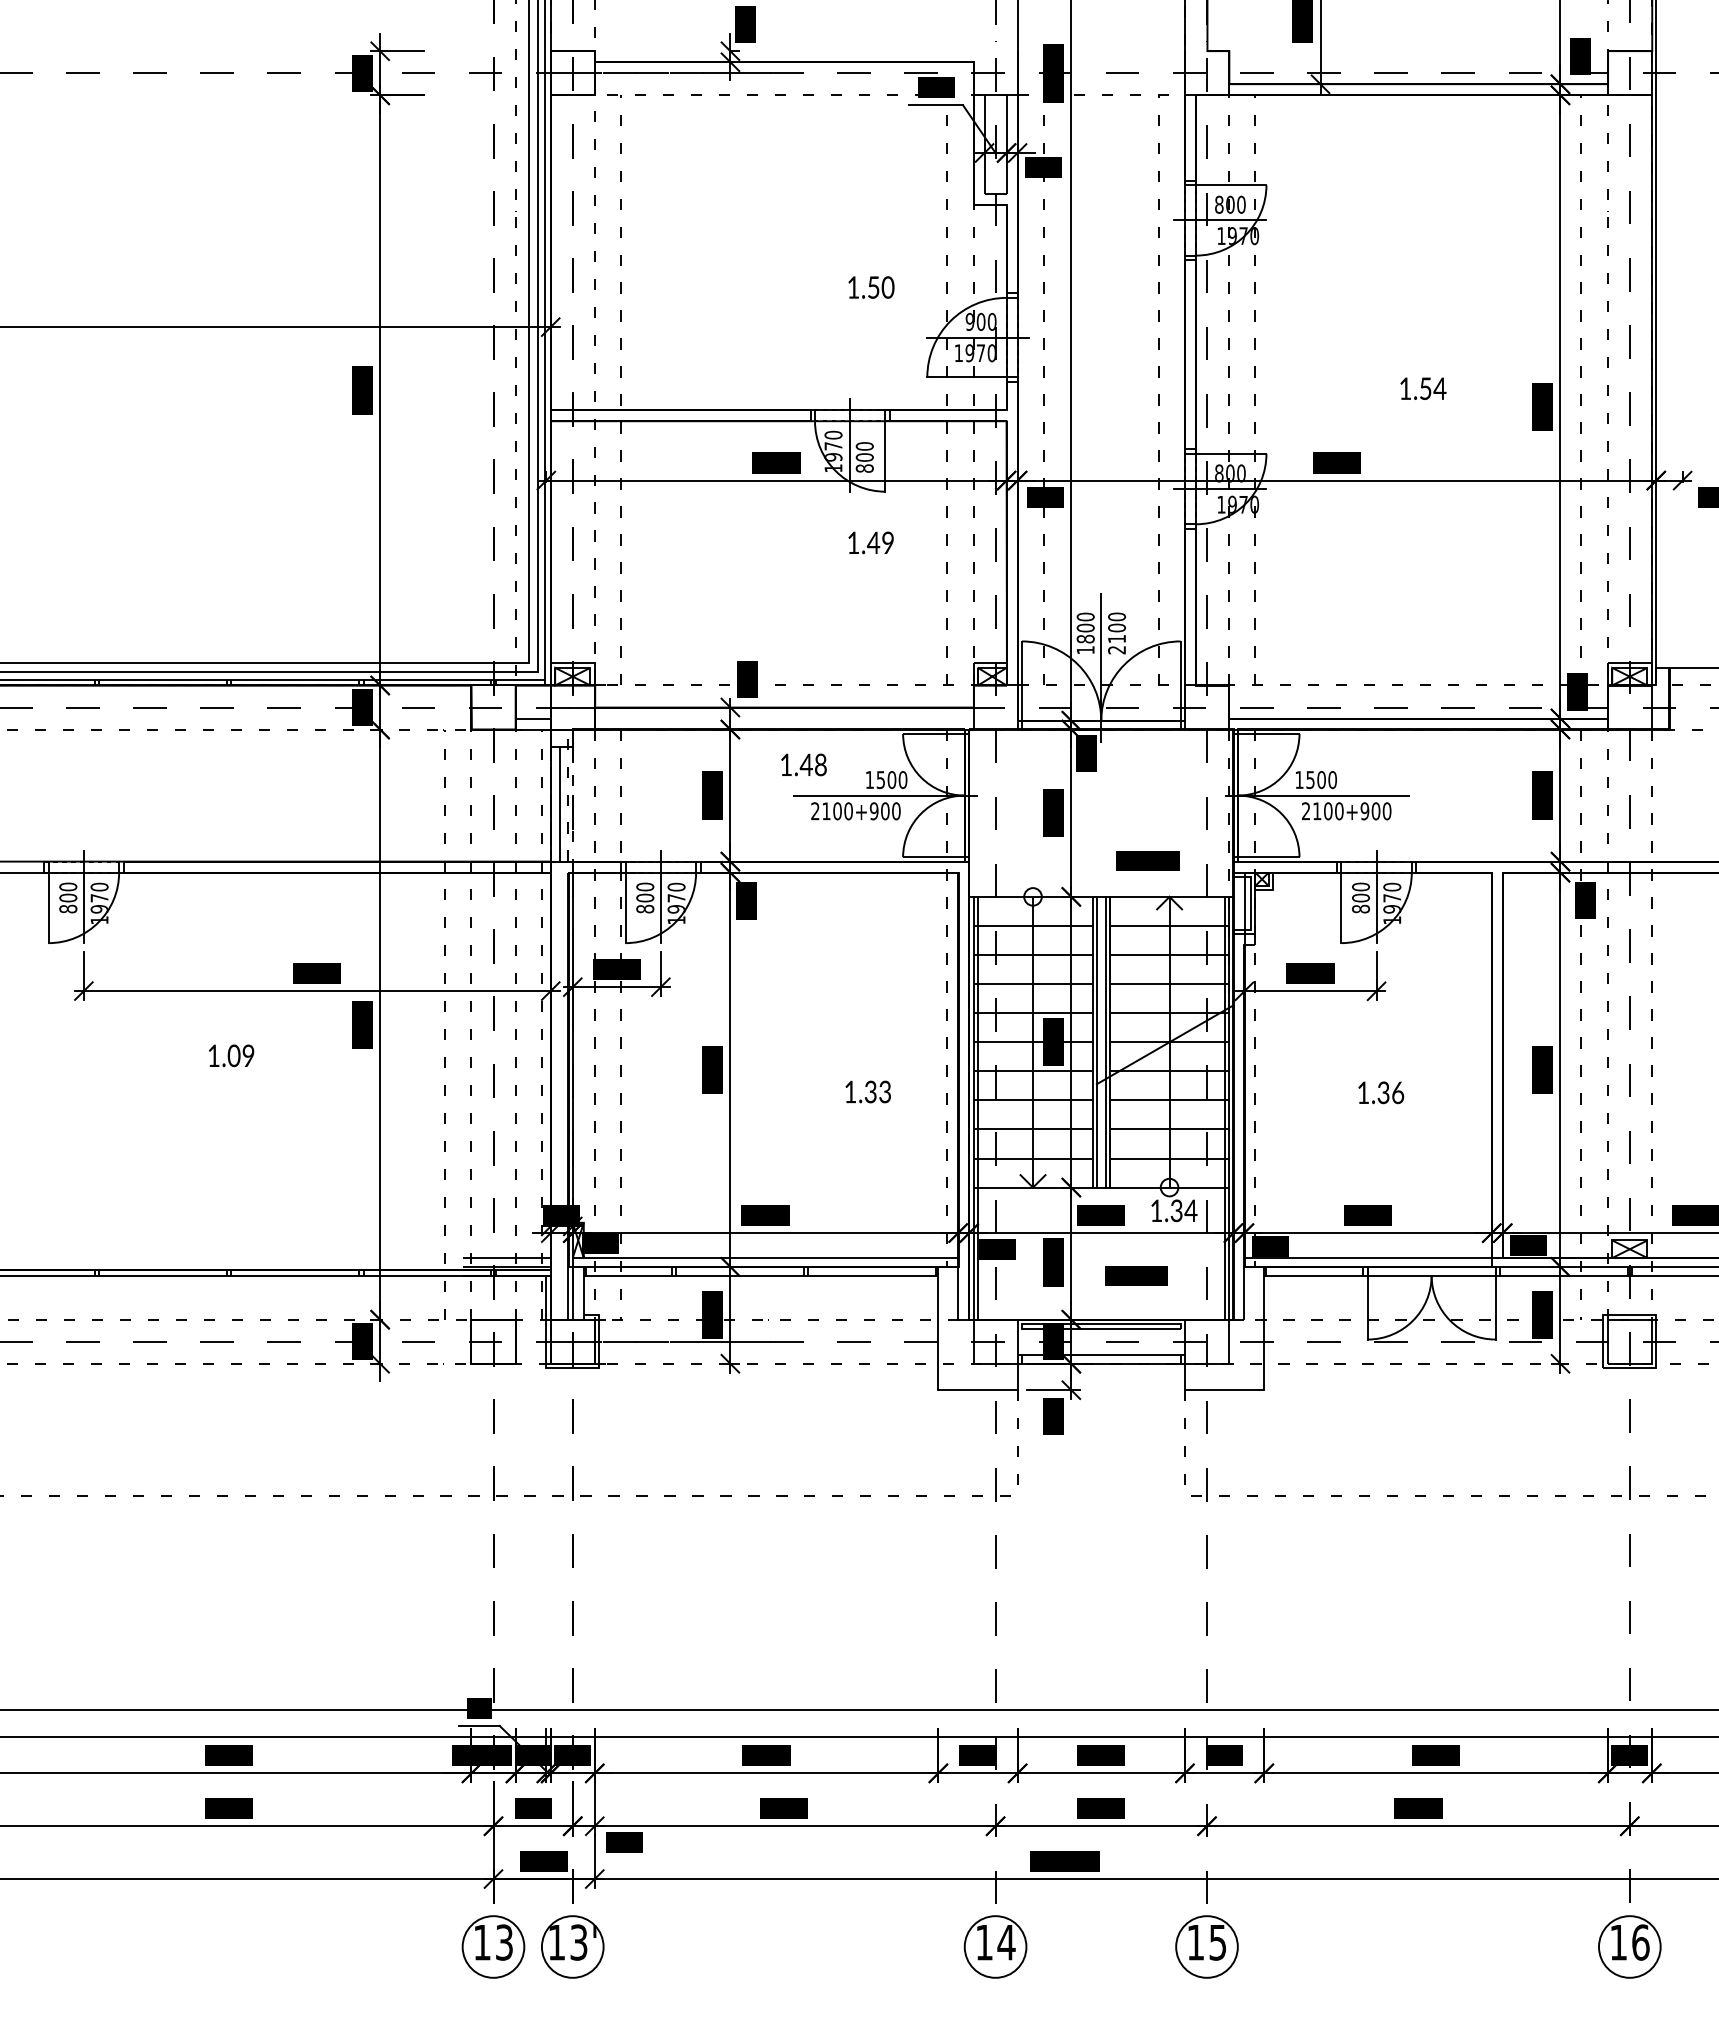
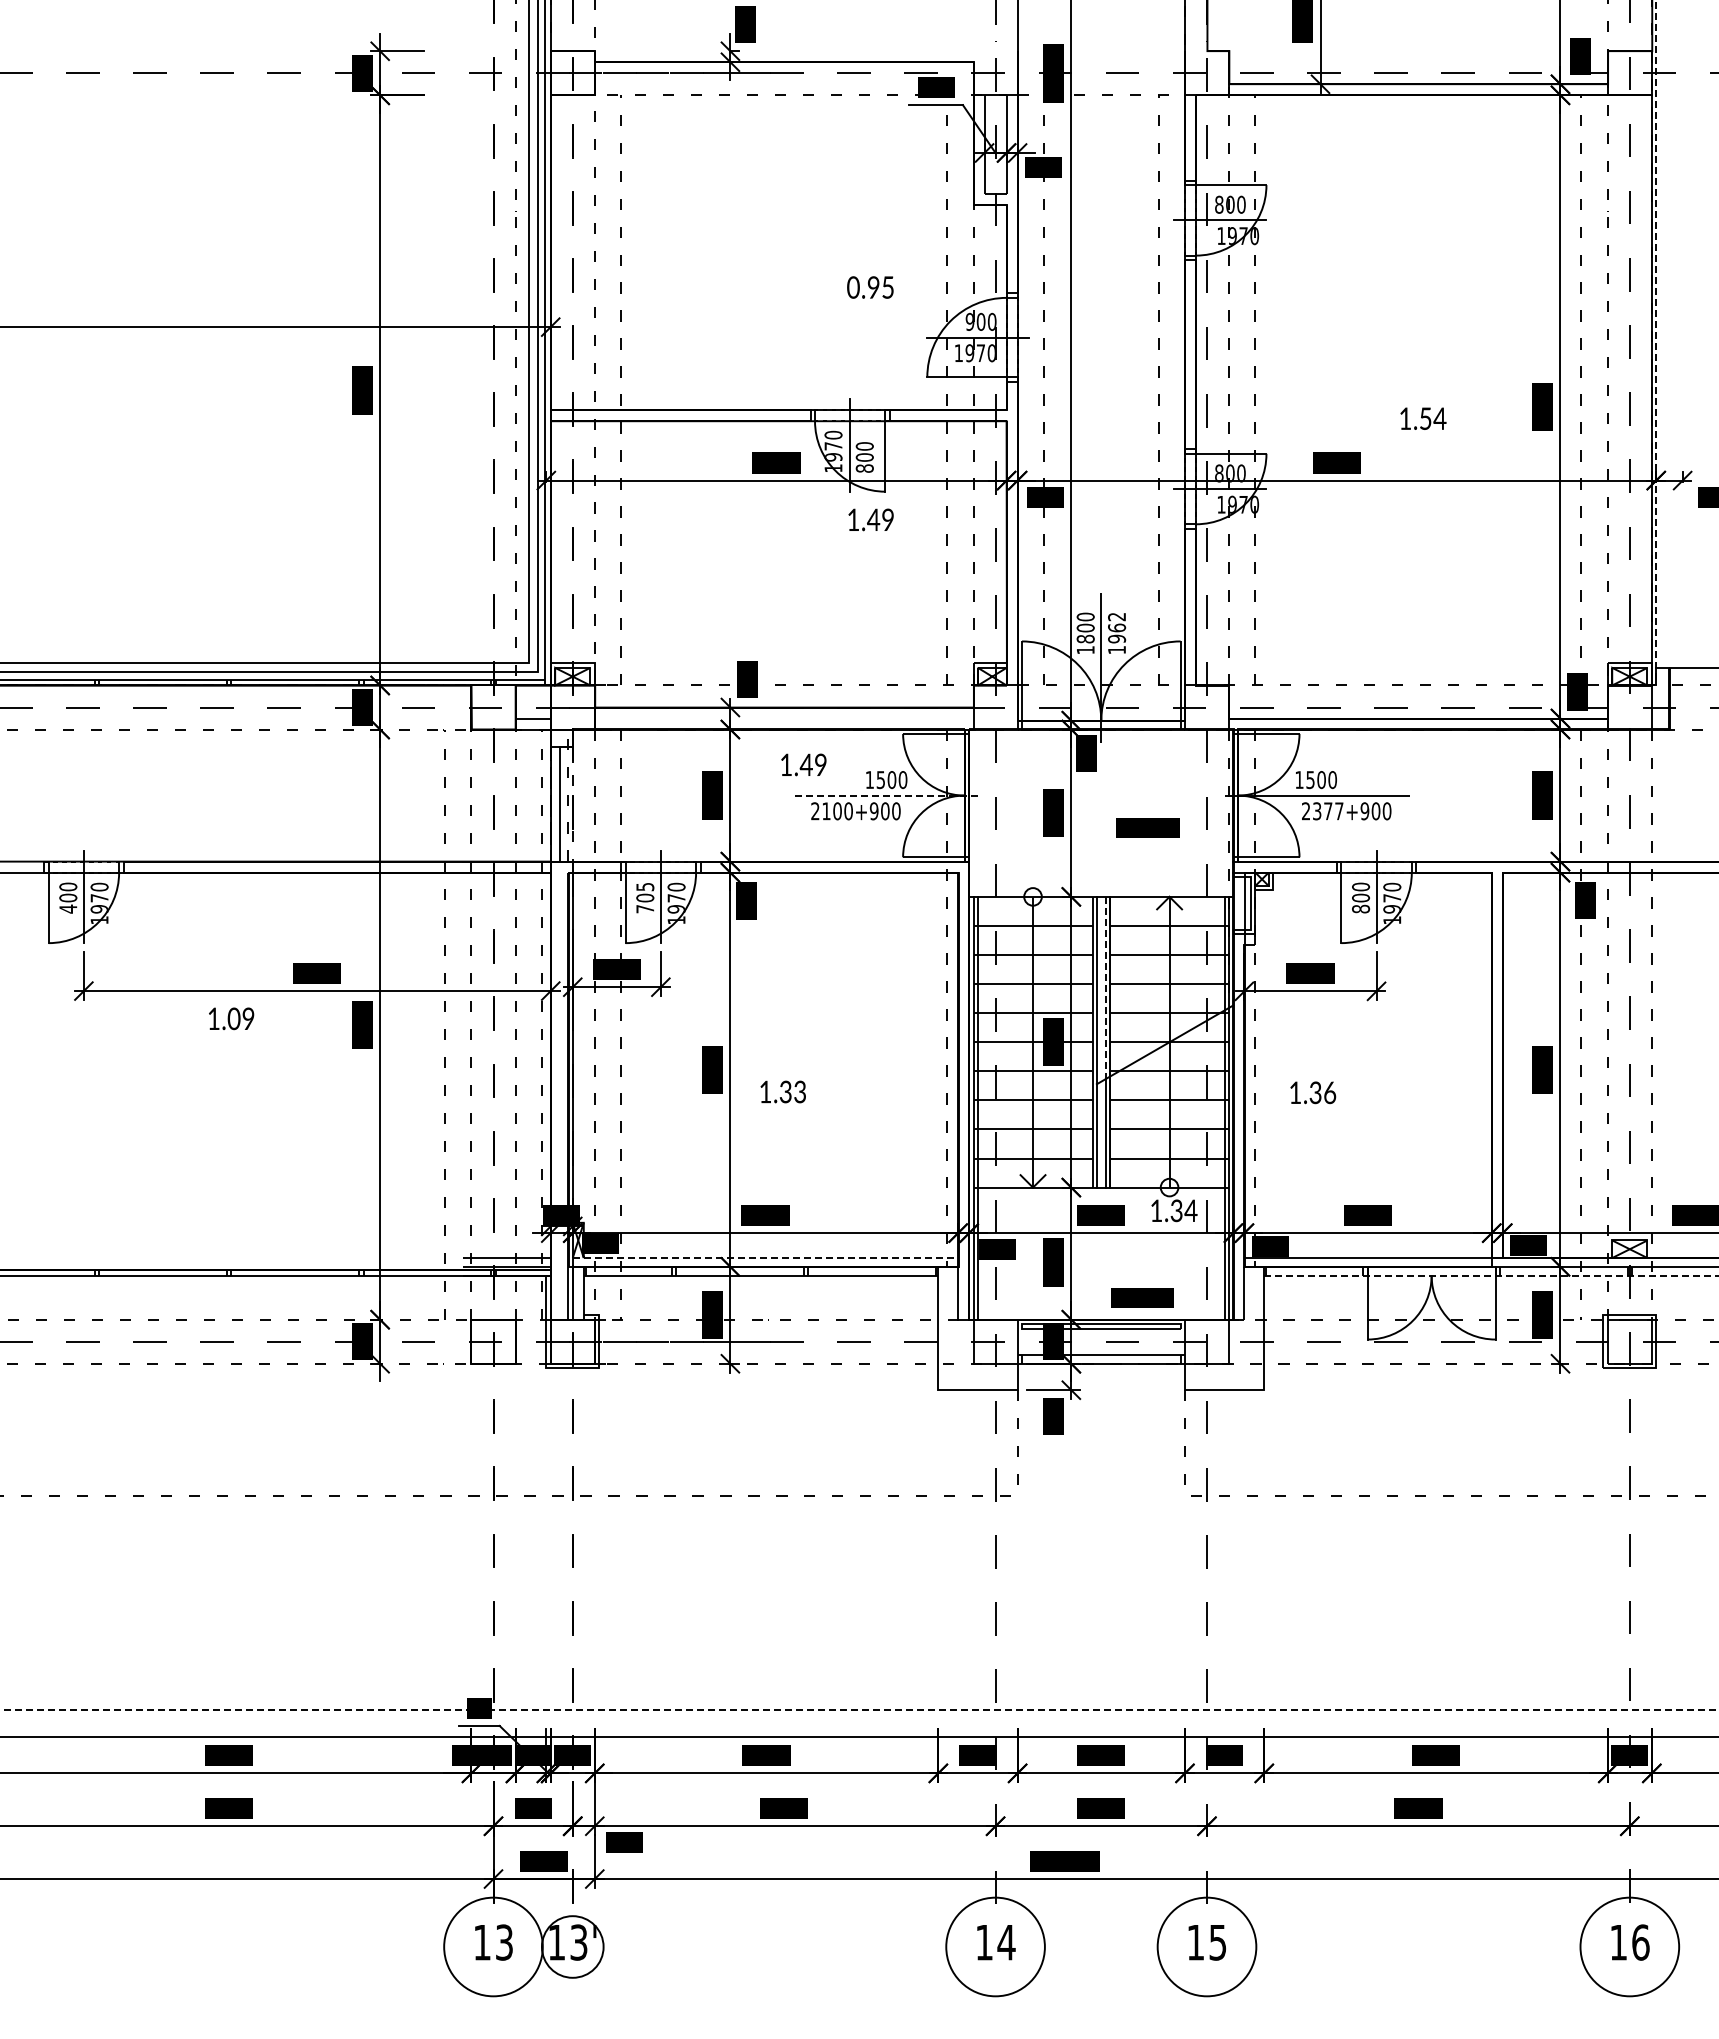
text: 1.50 -> 0.95 (870, 287)
line: solid -> dashed (1656, 343)
text position: (1423, 388) -> (1423, 418) (1423, 418)
text position: (870, 542) -> (870, 519) (870, 519)
text: 2100 -> 1962 (1117, 633)
text: 1.48 -> 1.49 (820, 765)
line: solid -> dashed (884, 795)
text: 2100+900 -> 2377+900 (1328, 811)
text position: (1147, 860) -> (1147, 827) (1147, 827)
text: 800 -> 705 (645, 897)
text: 800 -> 400 (68, 908)
line: solid -> dashed (1105, 988)
text position: (231, 1055) -> (231, 1018) (231, 1018)
text position: (867, 1091) -> (782, 1091) (782, 1091)
text position: (1381, 1092) -> (1313, 1092) (1313, 1092)
line: solid -> dashed (765, 1258)
text position: (1136, 1275) -> (1142, 1297) (1142, 1297)
line: solid -> dashed (1491, 1275)
line: solid -> dashed (859, 1710)
circle diameter: 62 px -> 99 px (493, 1946)
circle diameter: 62 px -> 99 px (995, 1946)
circle diameter: 62 px -> 99 px (1206, 1946)
circle diameter: 62 px -> 99 px (1629, 1946)
